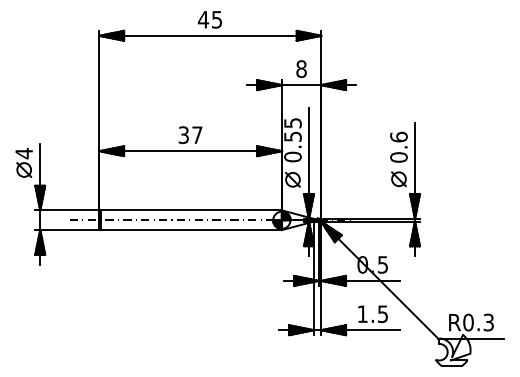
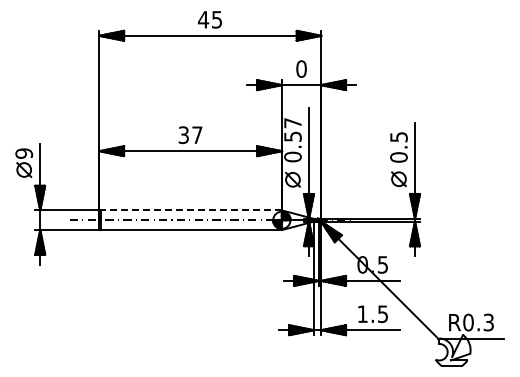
text: 8 -> 0 (301, 68)
text: 0.55 -> 0.57 (292, 123)
text: 0.6 -> 0.5 (398, 136)
text: 4 -> 9 (24, 153)
line: solid -> dashed (190, 210)
